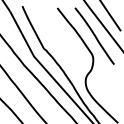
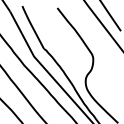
curve: present -> none (94, 35)
